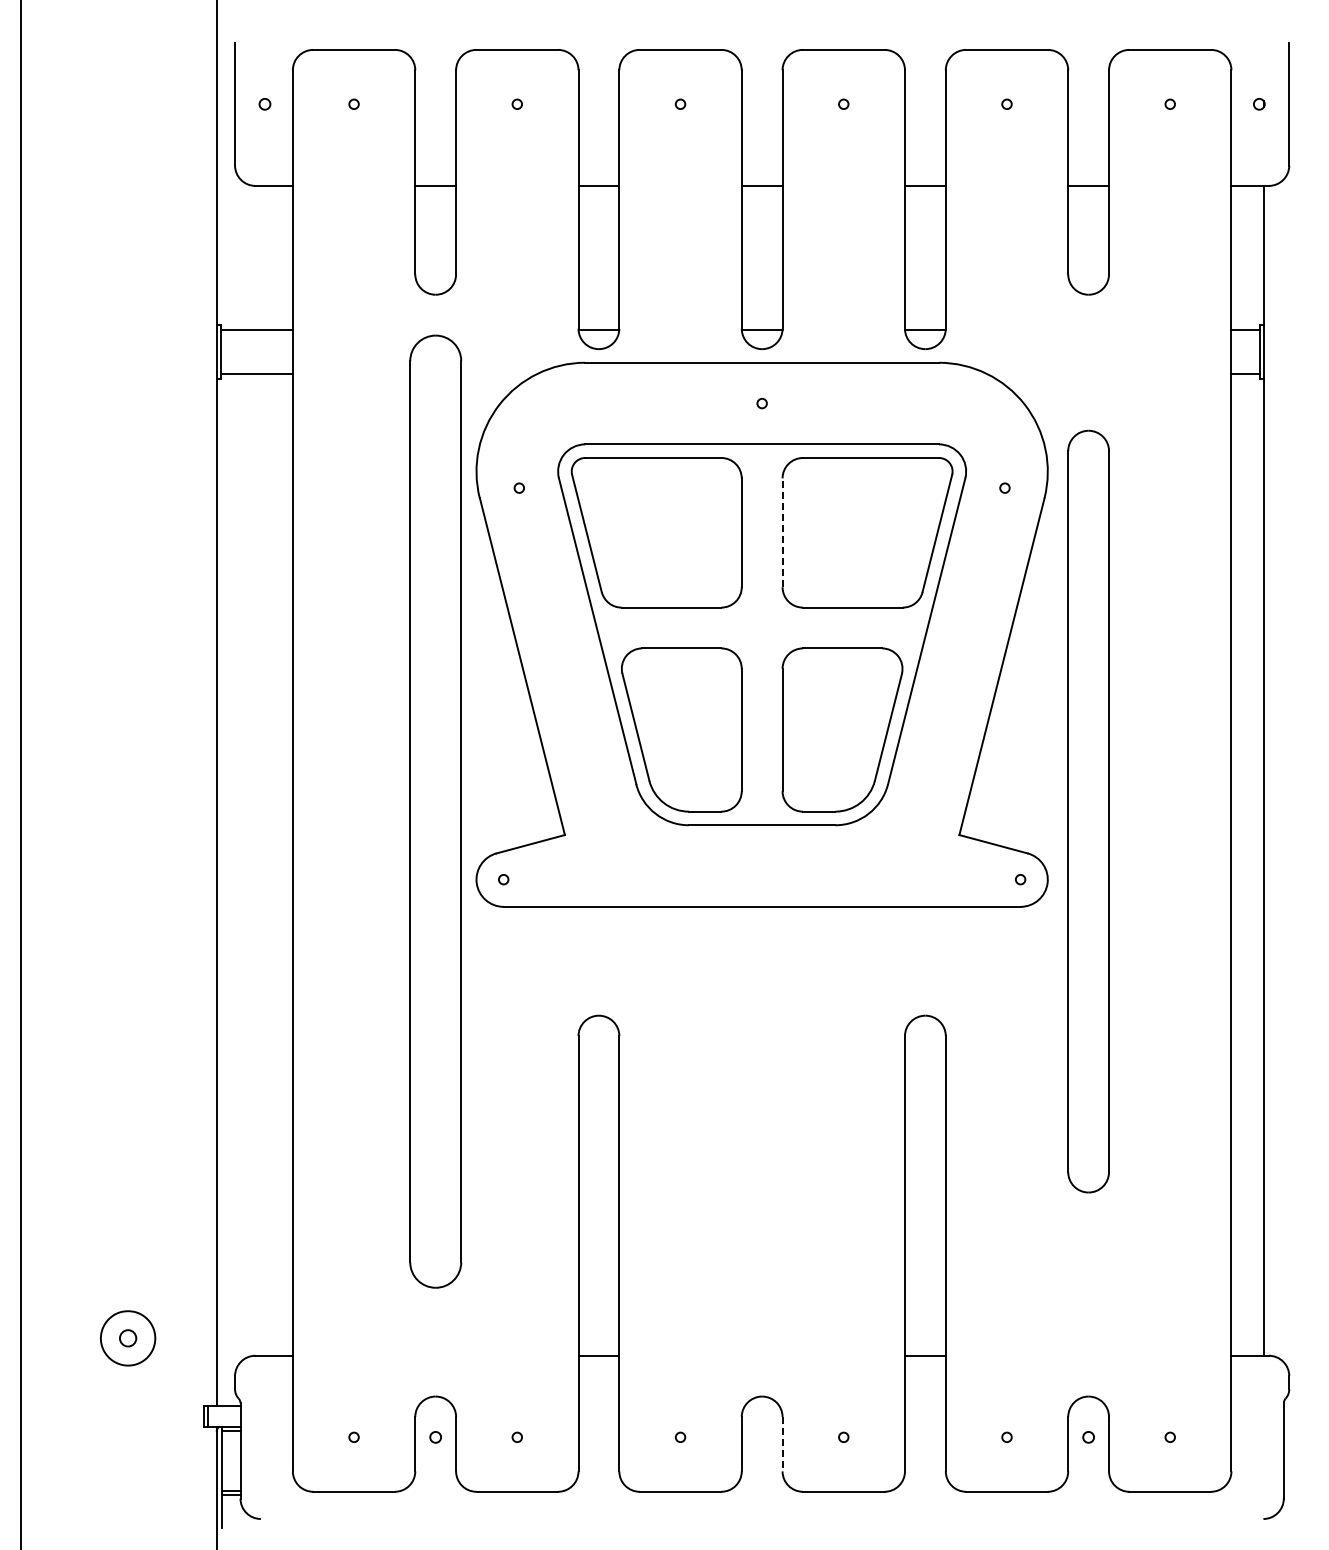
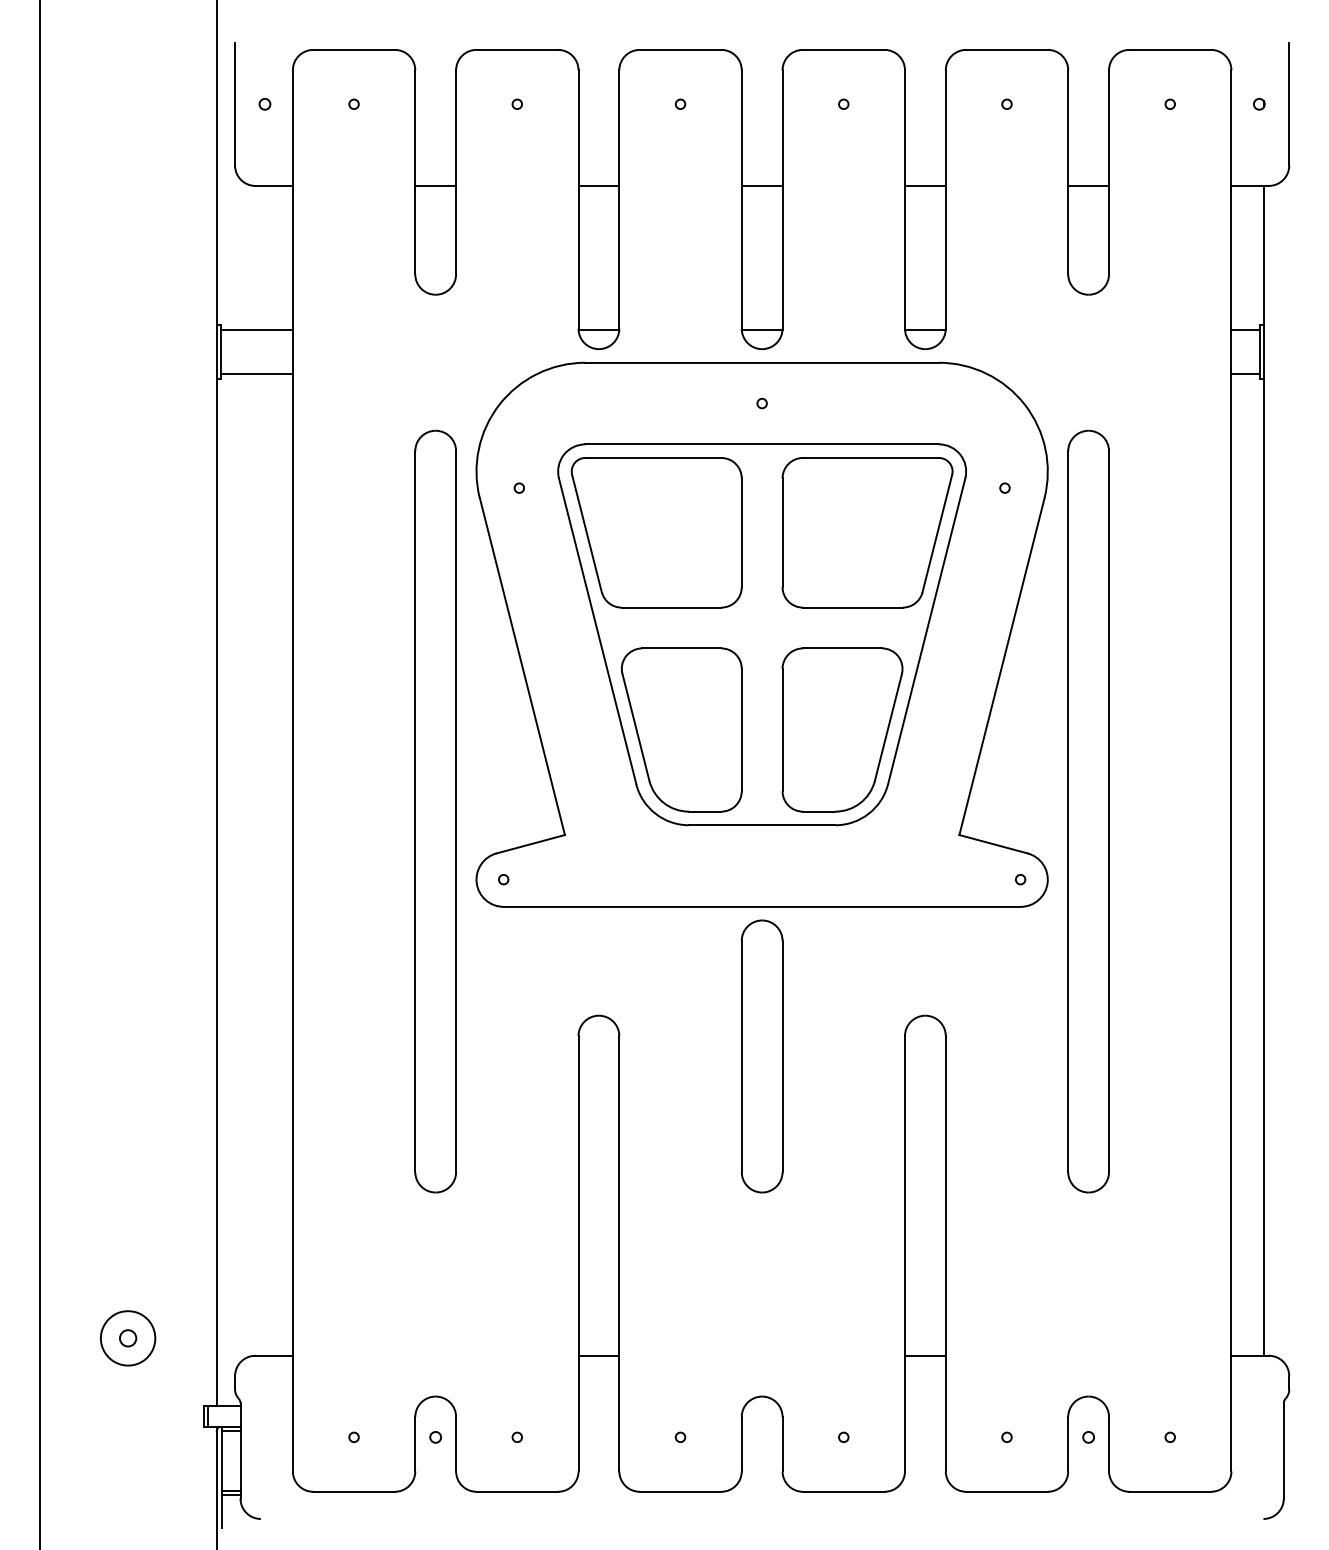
line: dashed -> solid (782, 532)
line position: (20, 774) -> (39, 774) (39, 774)
part size: 54x955 px -> 43x765 px (435, 811)
part: none -> present (761, 1056)
line: dashed -> solid (782, 1444)
